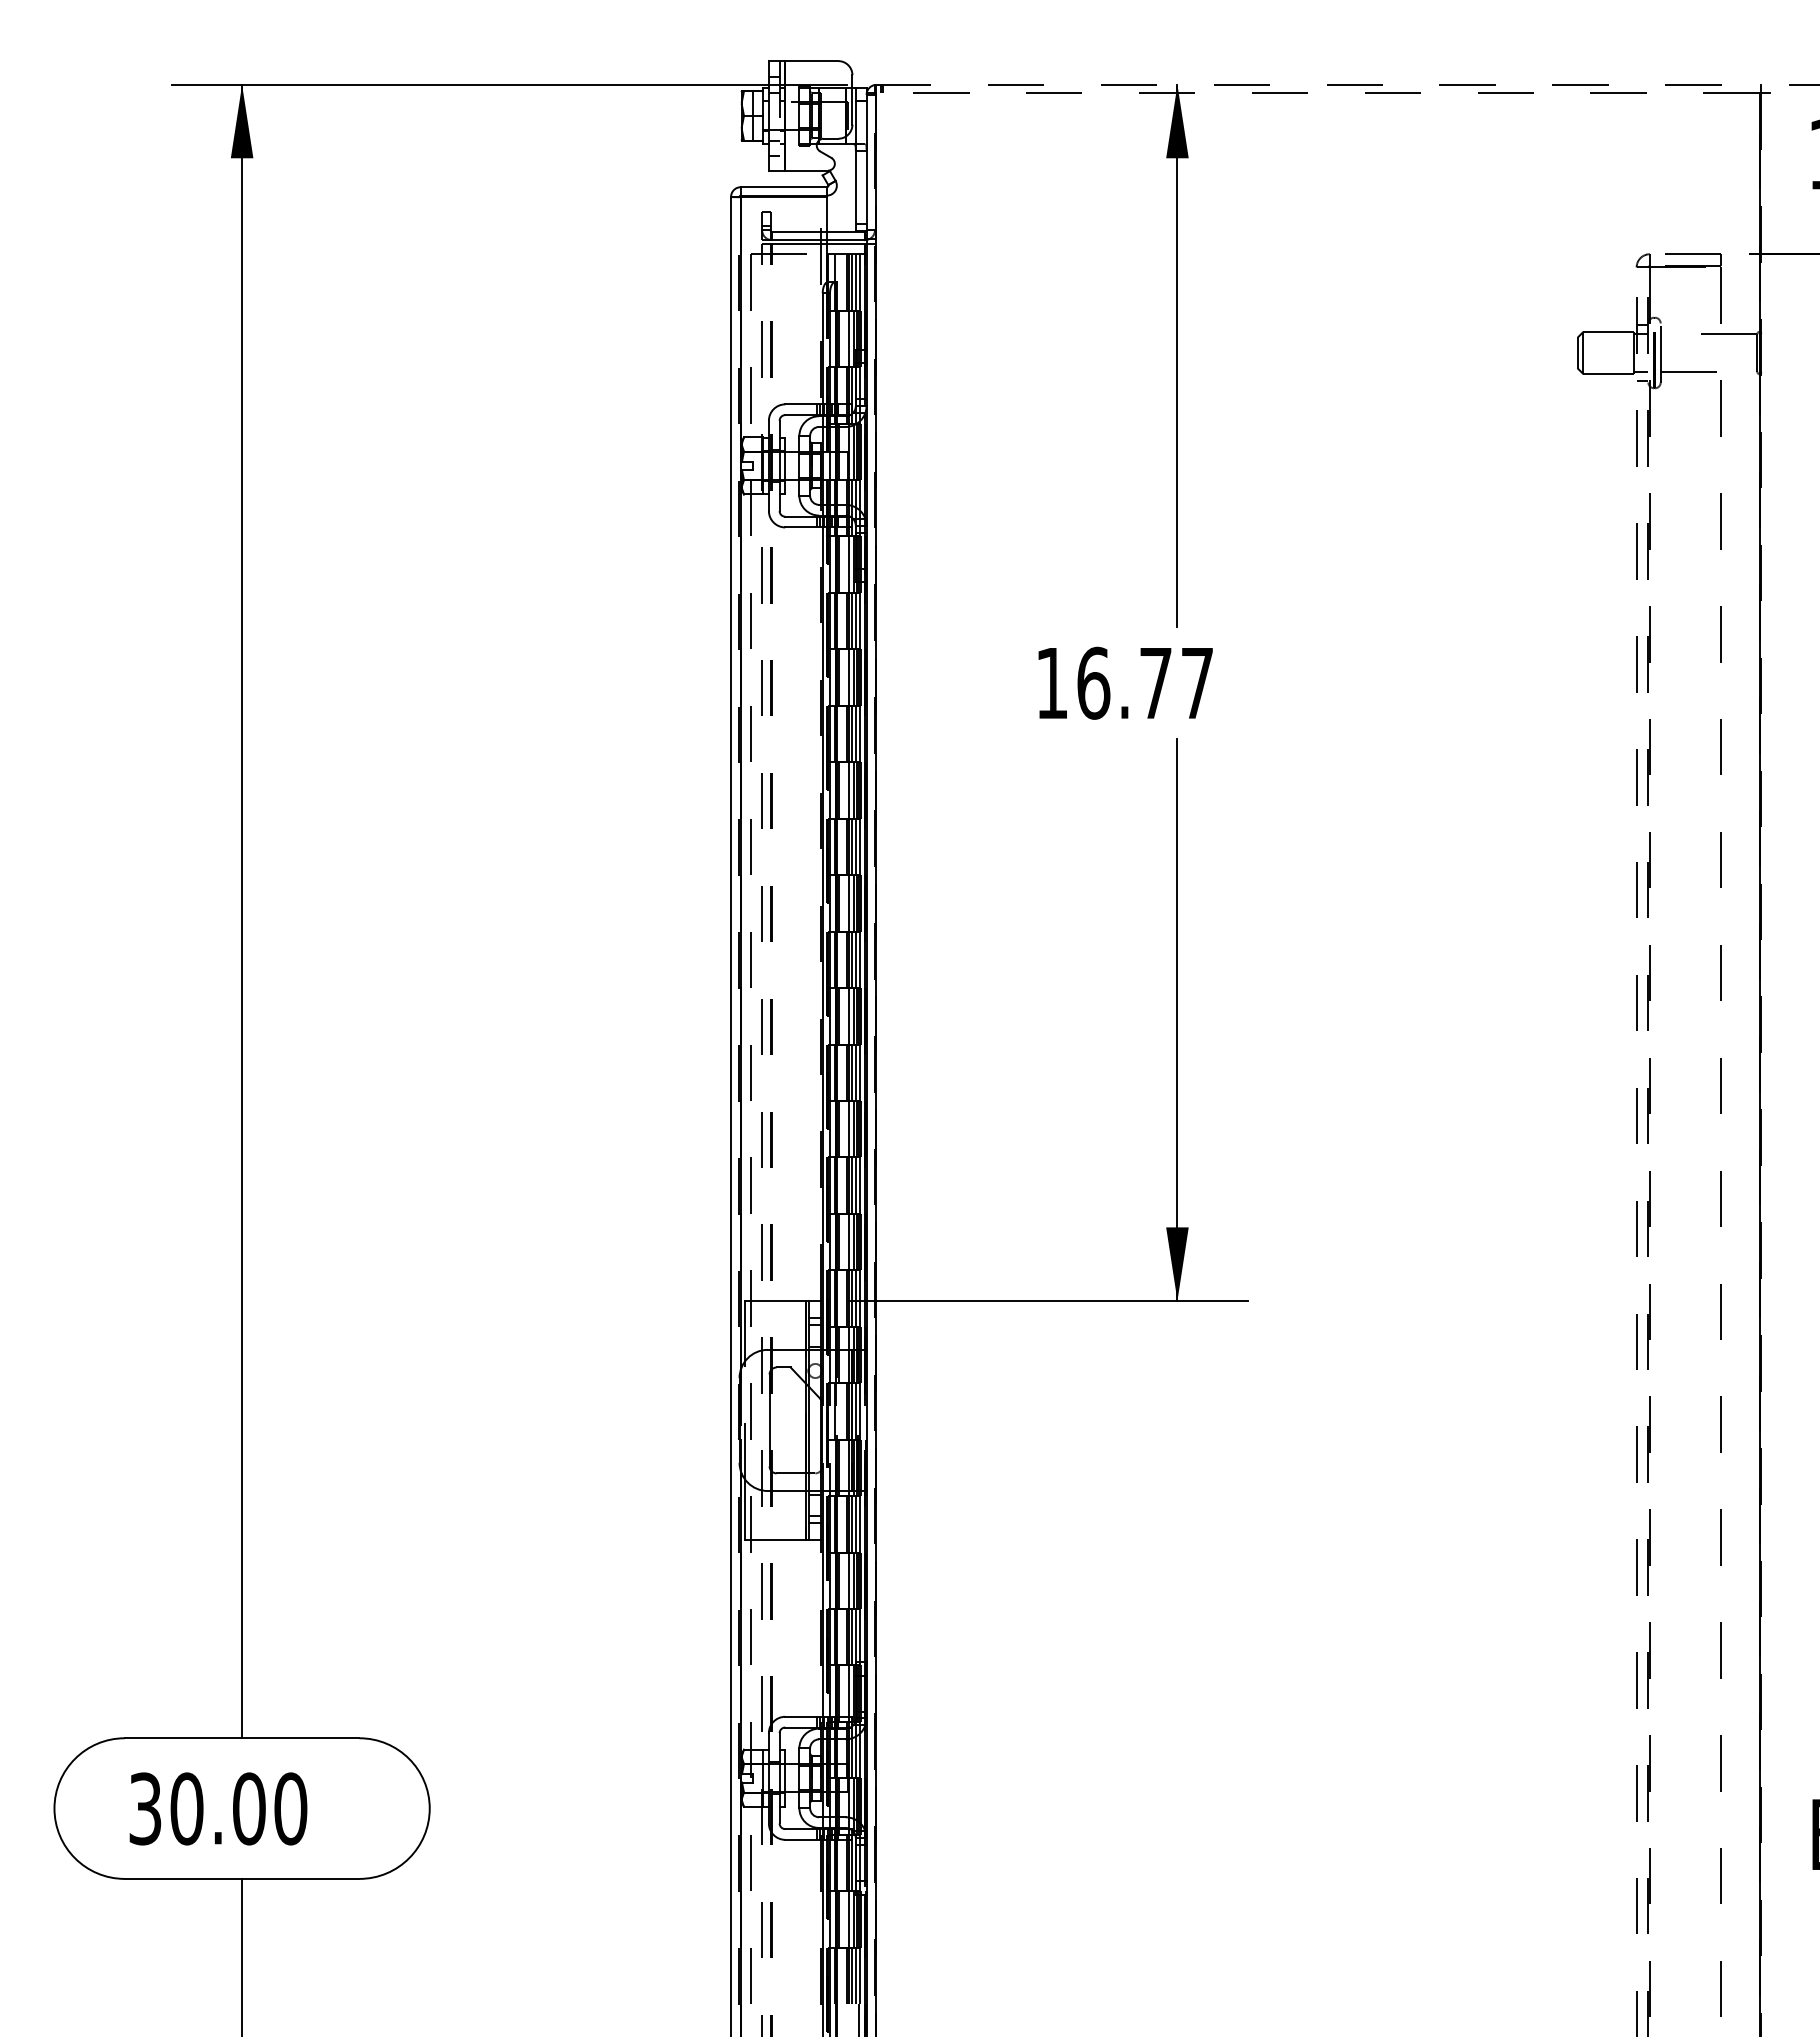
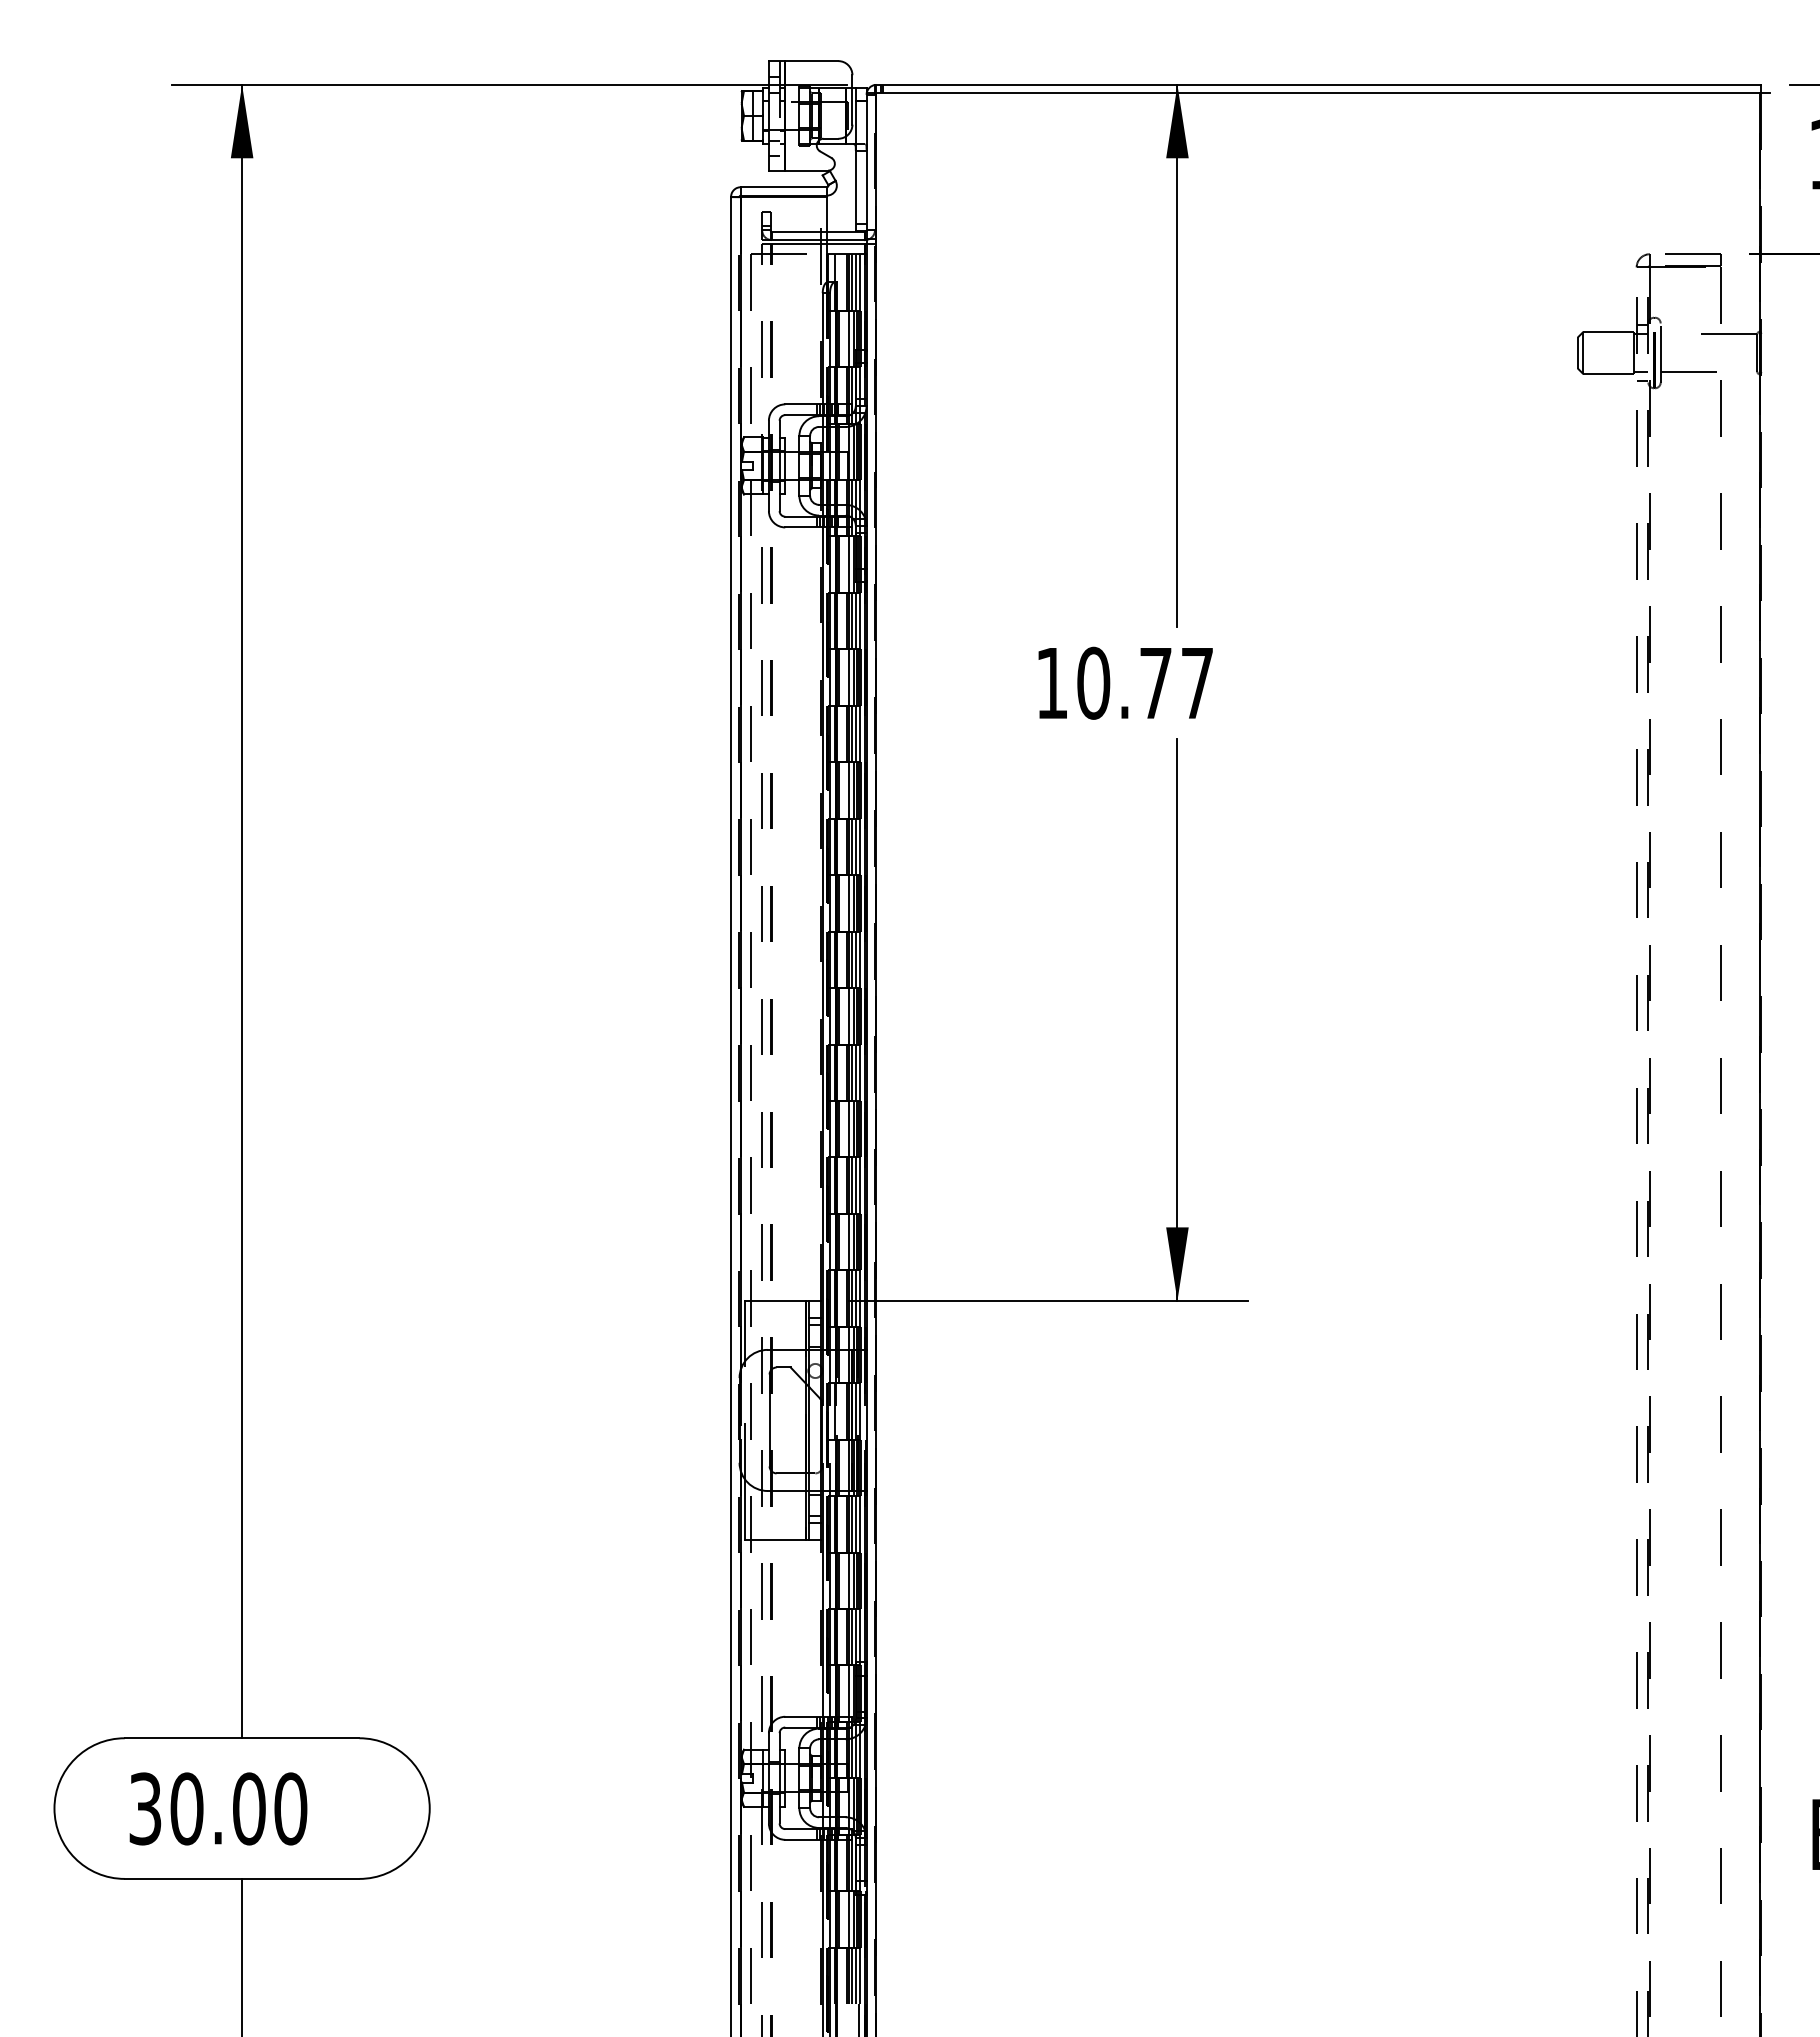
line: dashed -> solid (1318, 84)
line: dashed -> solid (1318, 93)
text: 16.77 -> 10.77 (1093, 682)
